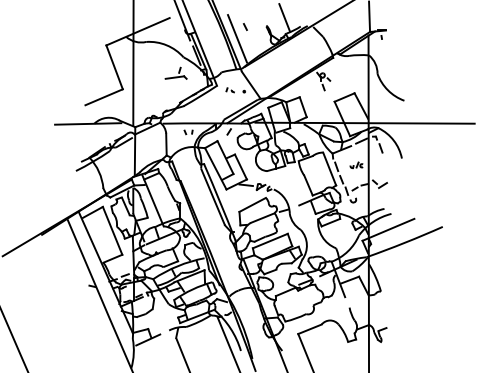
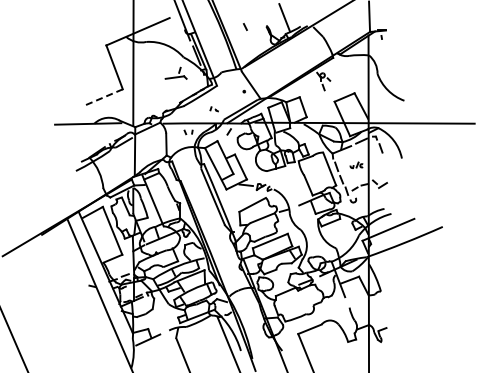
line: present -> none (237, 38)
part position: (229, 90) -> (213, 109) (213, 109)
line: solid -> dashed (103, 97)
